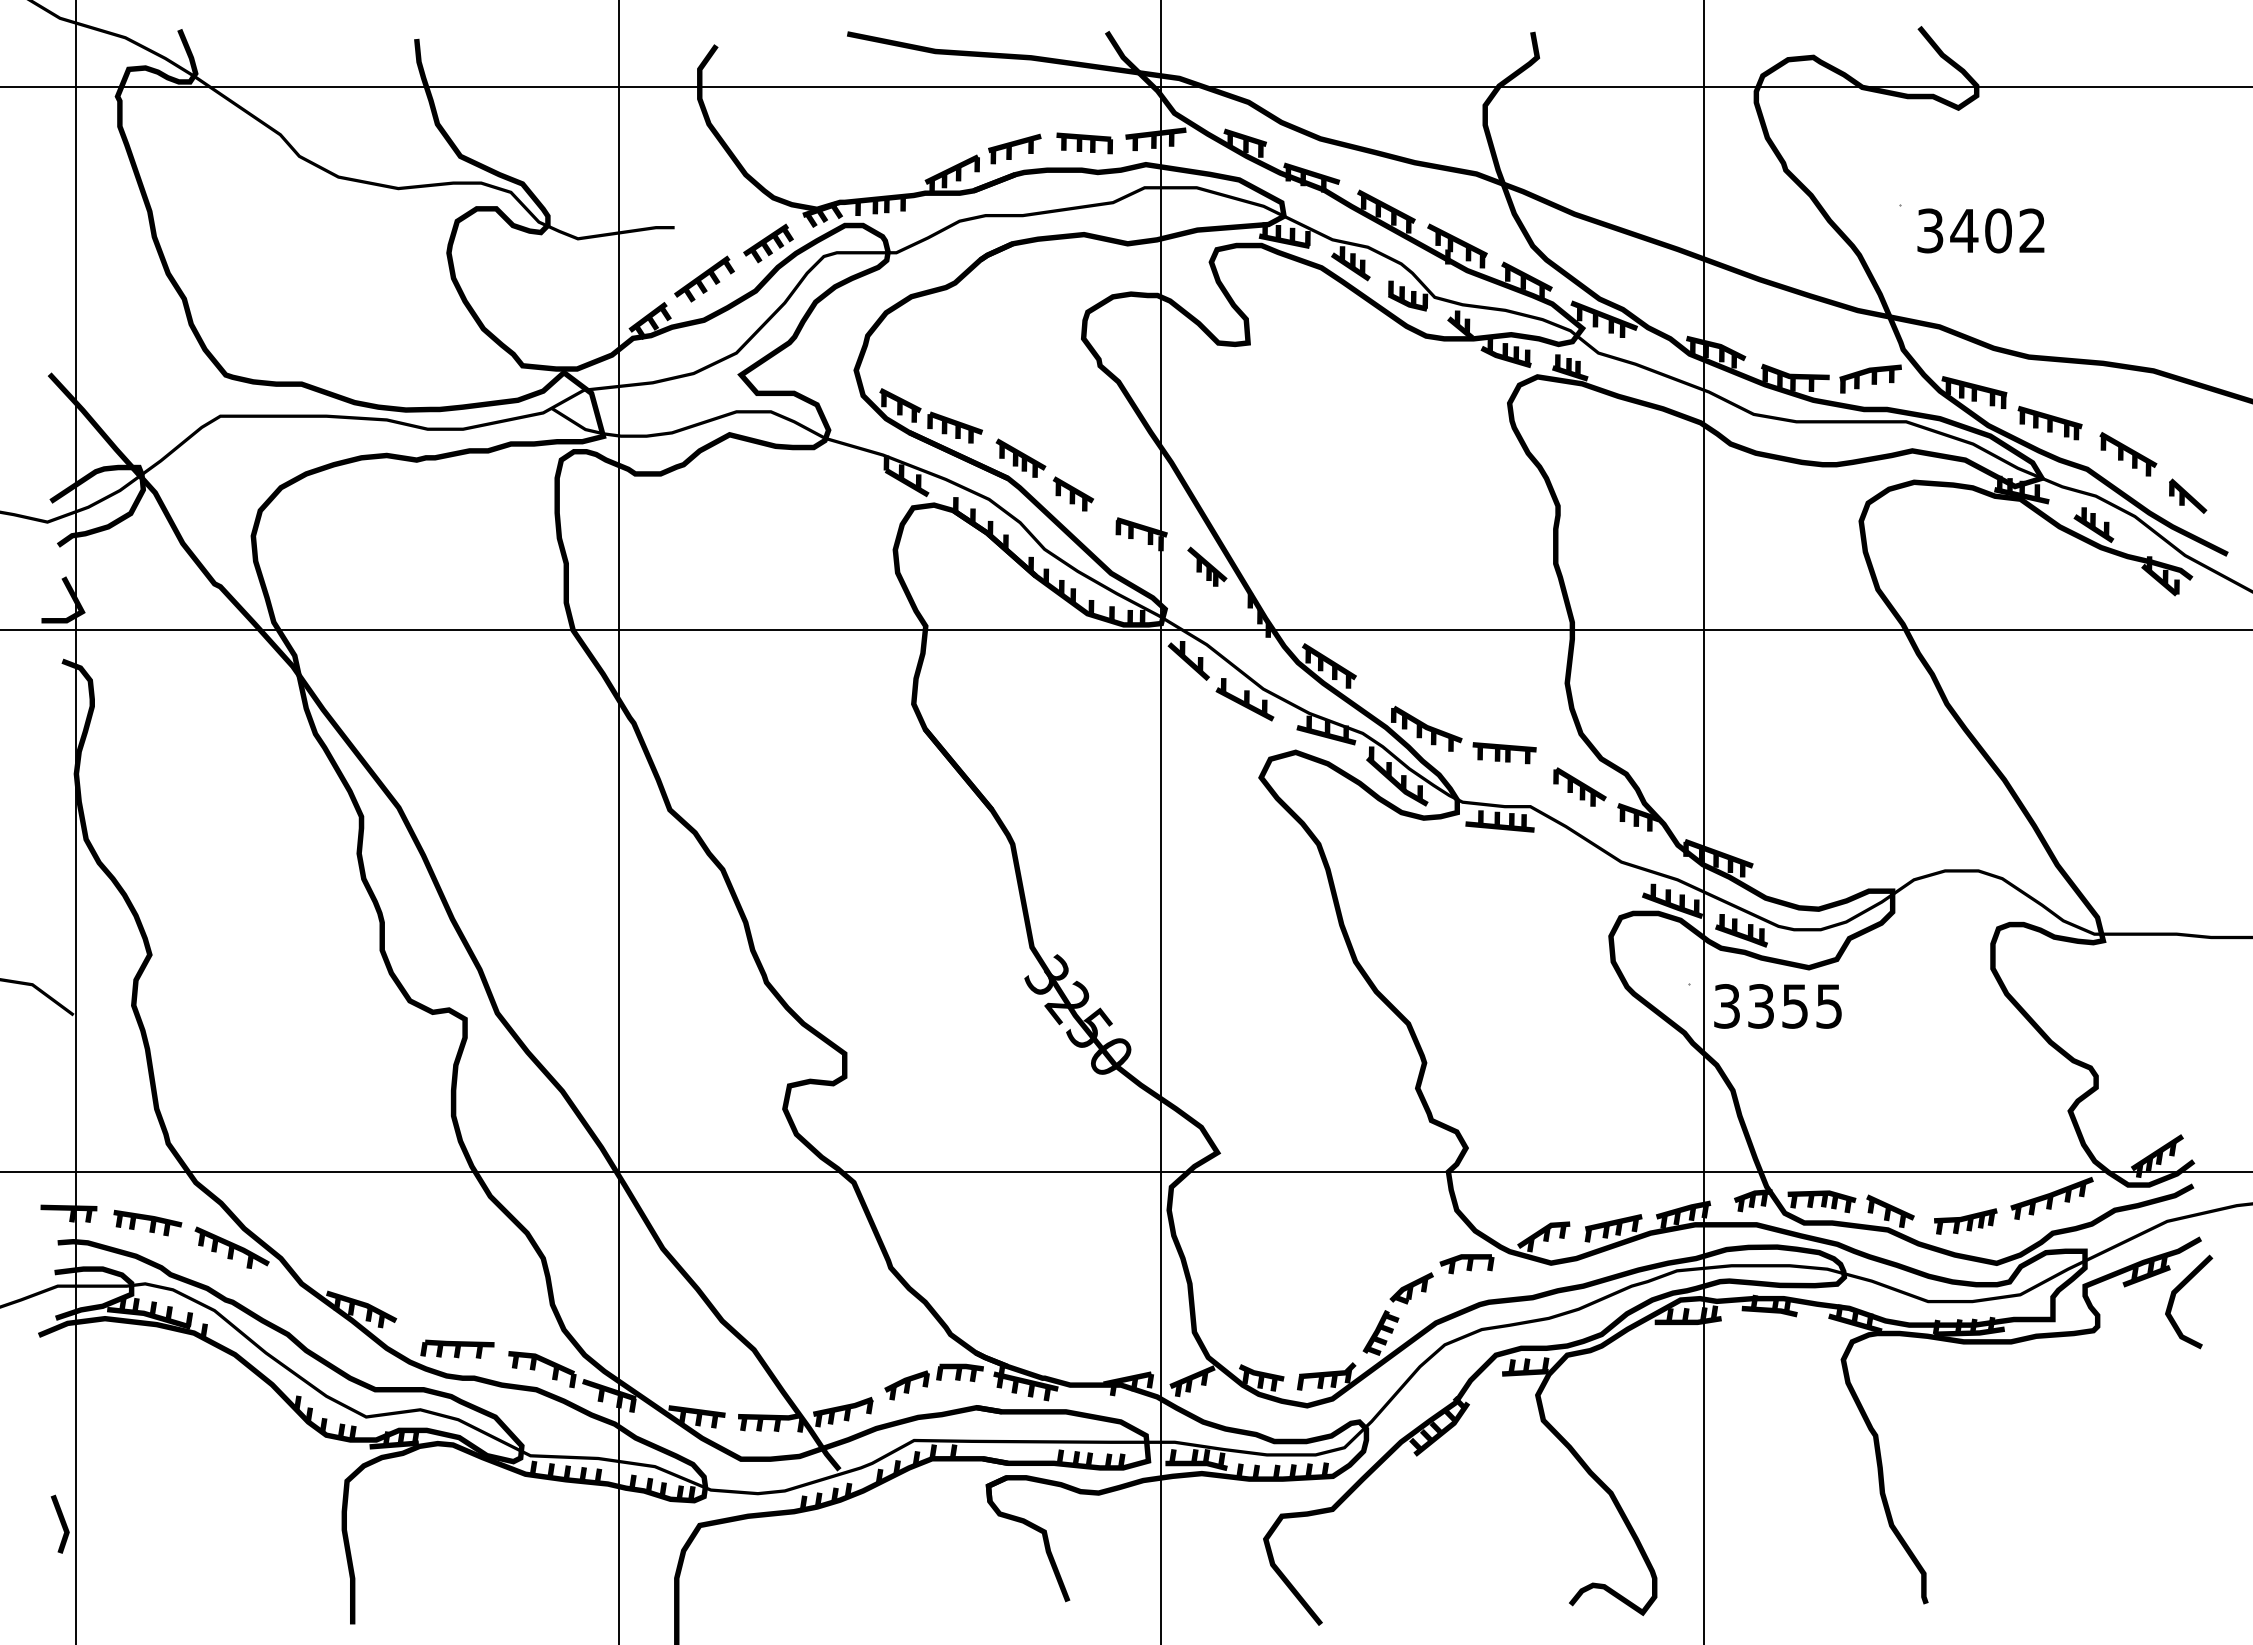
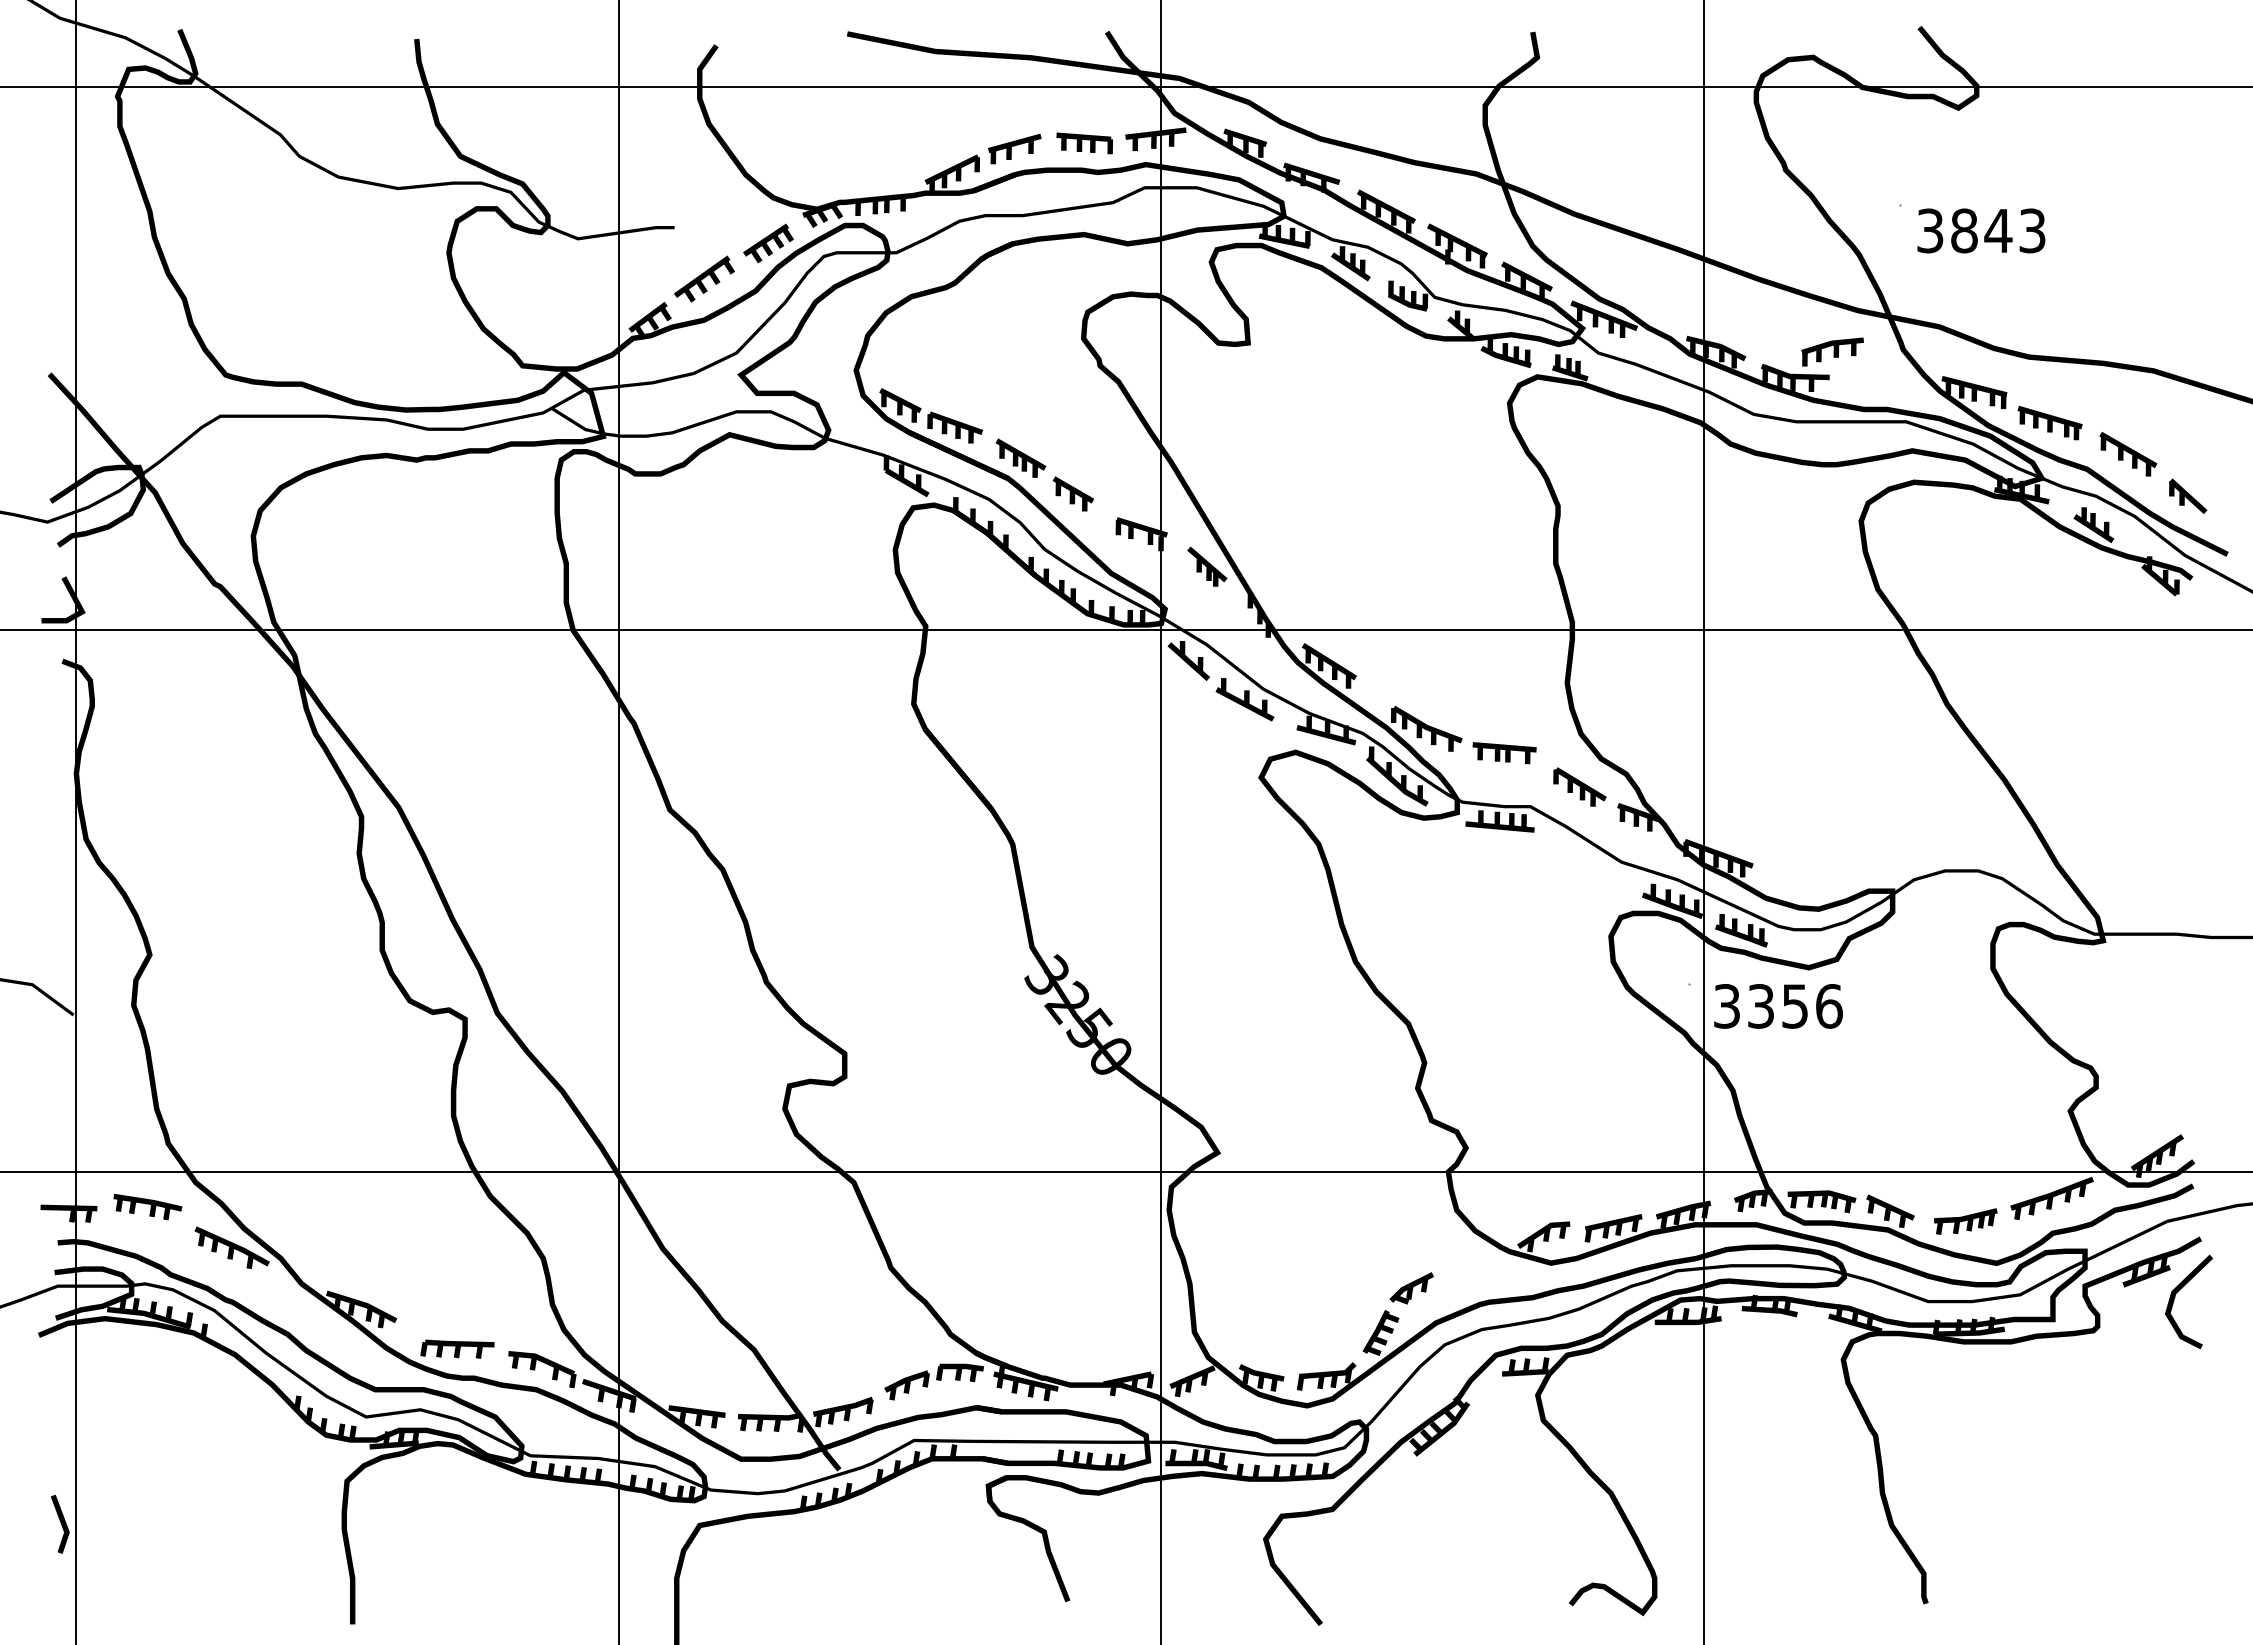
text: 3402 -> 3843 (1997, 230)
part position: (1870, 378) -> (1832, 351) (1832, 351)
text: 3355 -> 3356 (1829, 1006)
part position: (147, 1222) -> (147, 1206) (147, 1206)
part: present -> none (1466, 1264)
